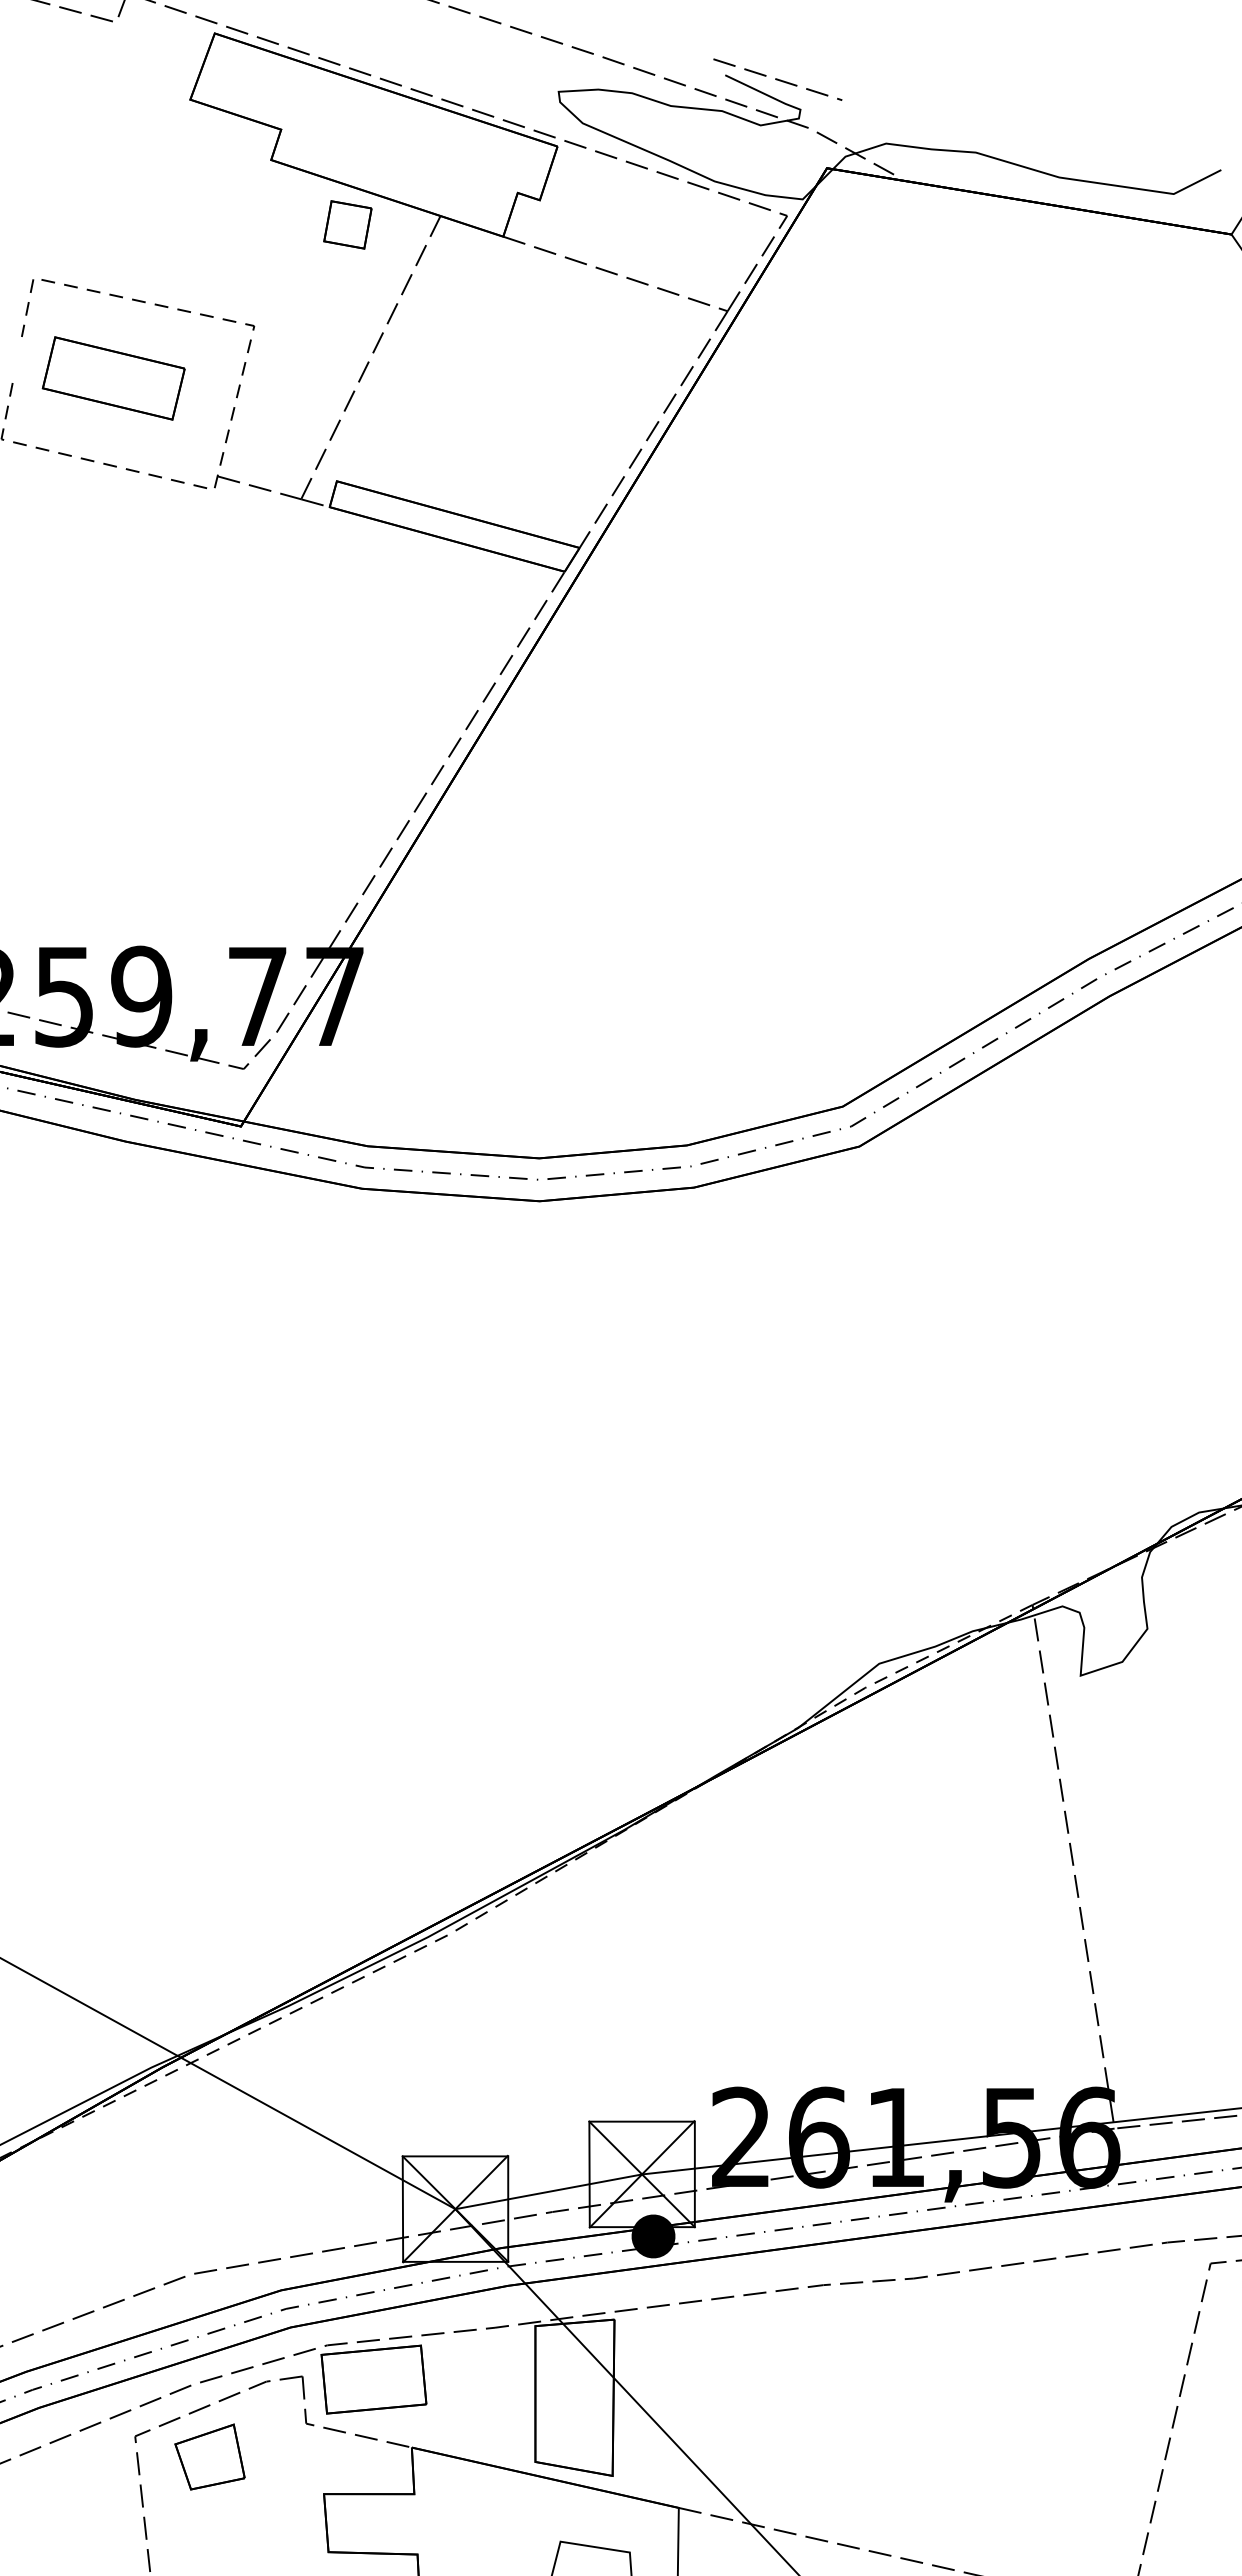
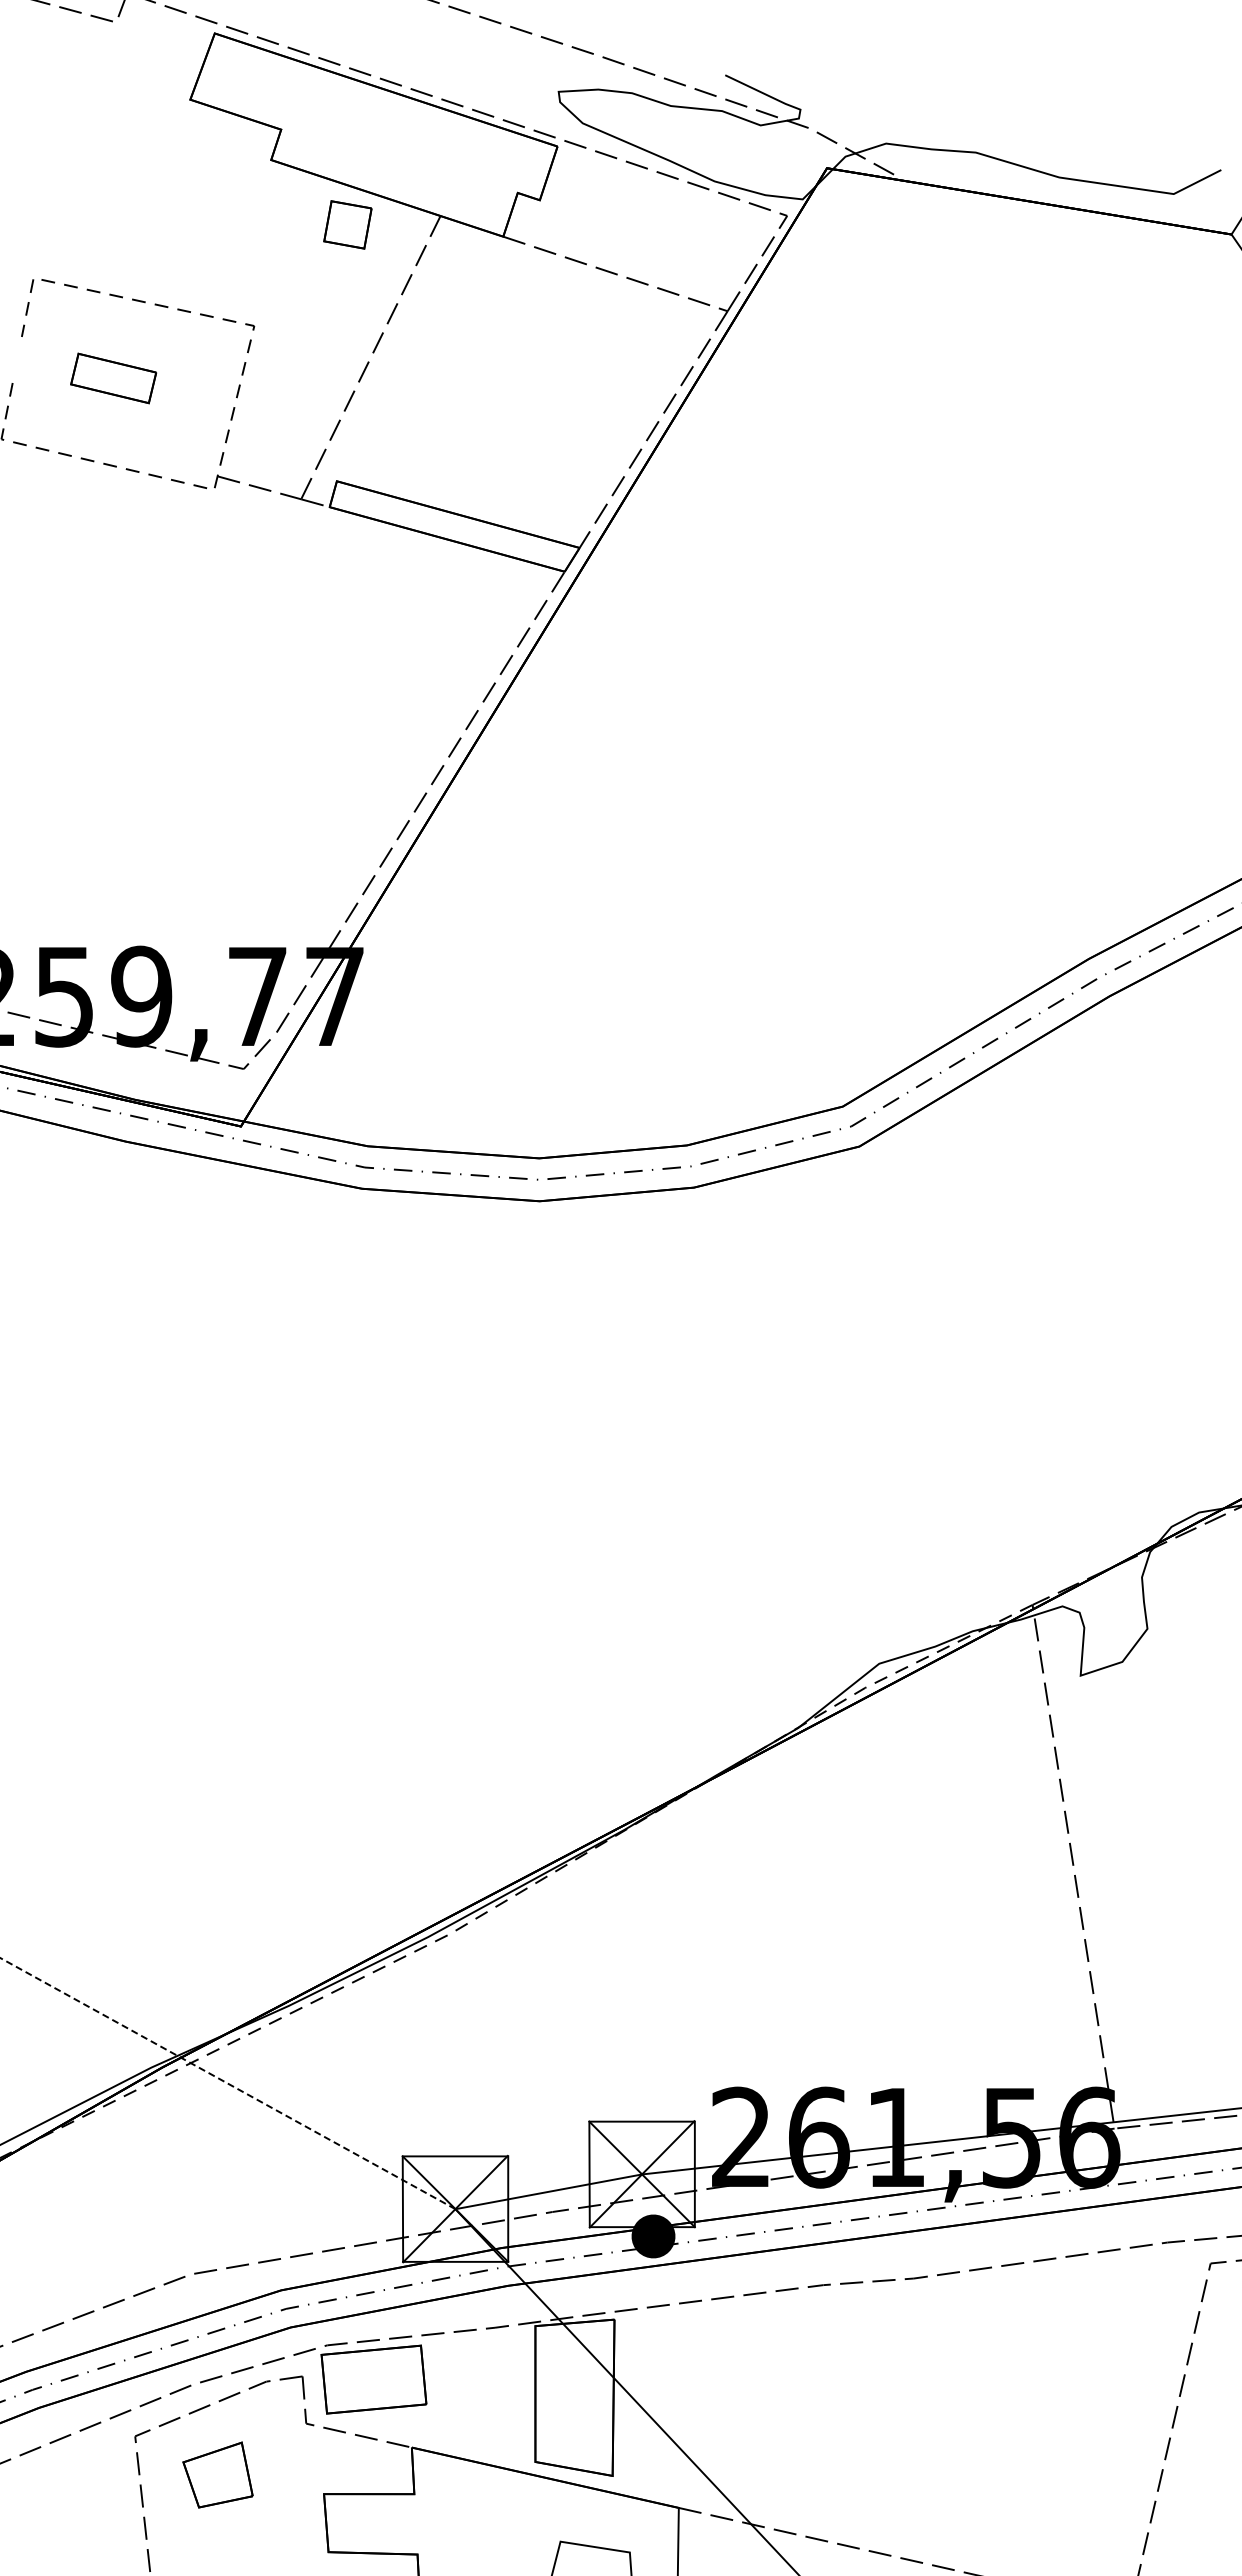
line: present -> none (777, 79)
part size: 145x85 px -> 88x53 px (113, 378)
line: solid -> dashed (227, 2083)
part position: (209, 2456) -> (217, 2474) (217, 2474)
